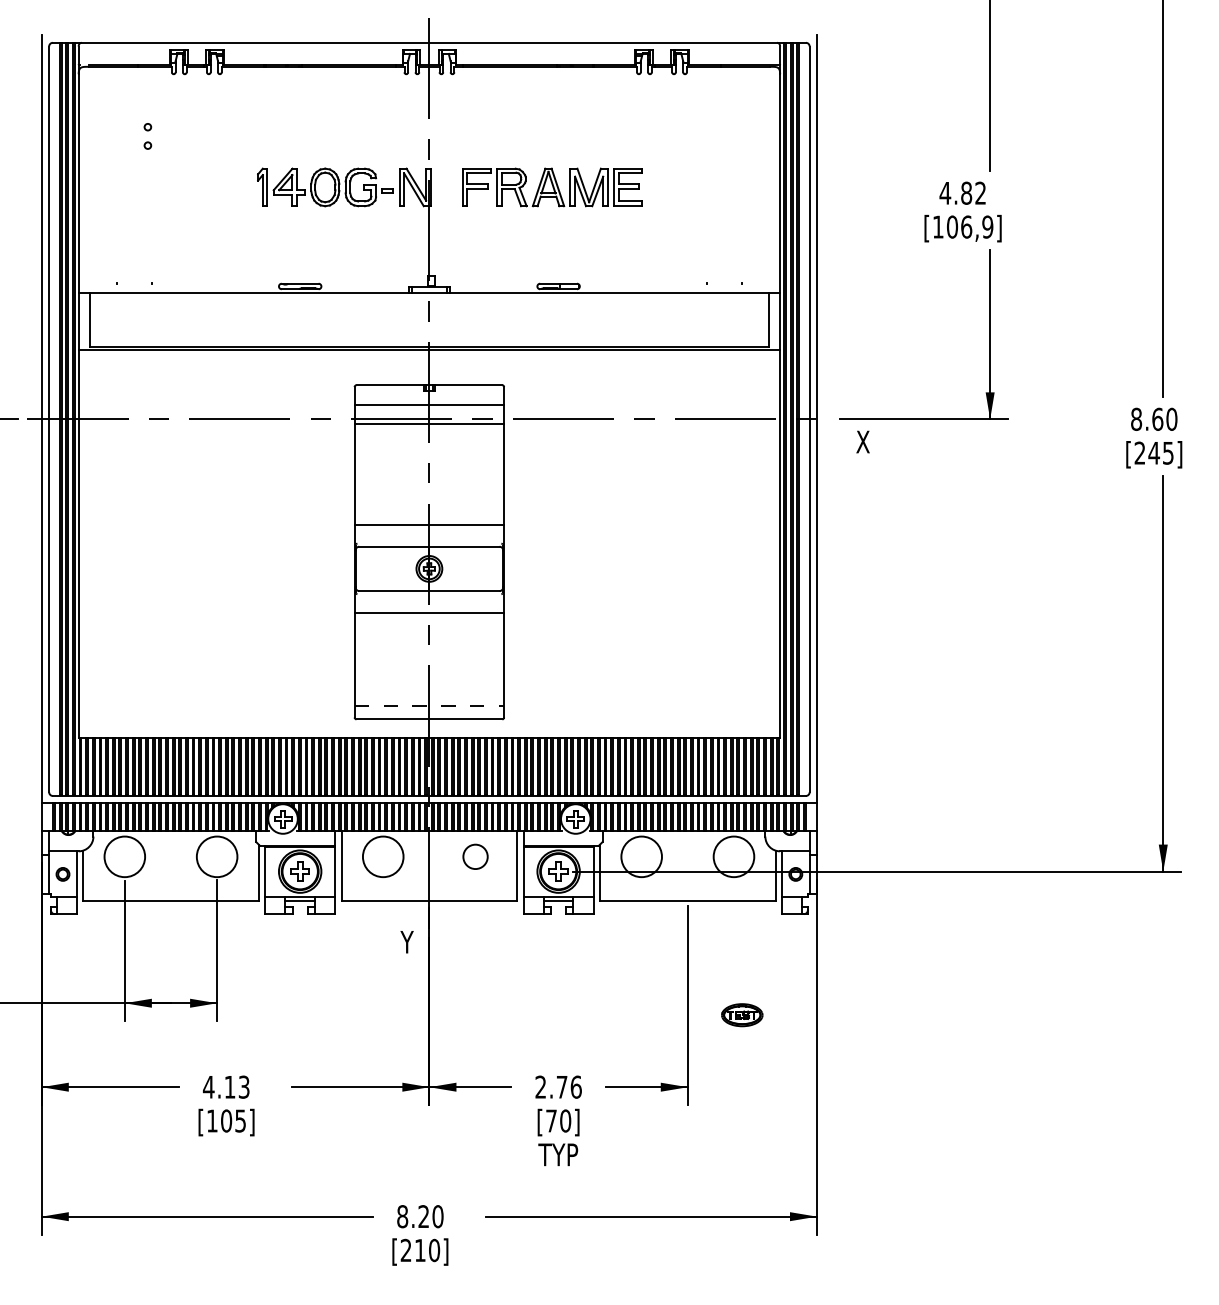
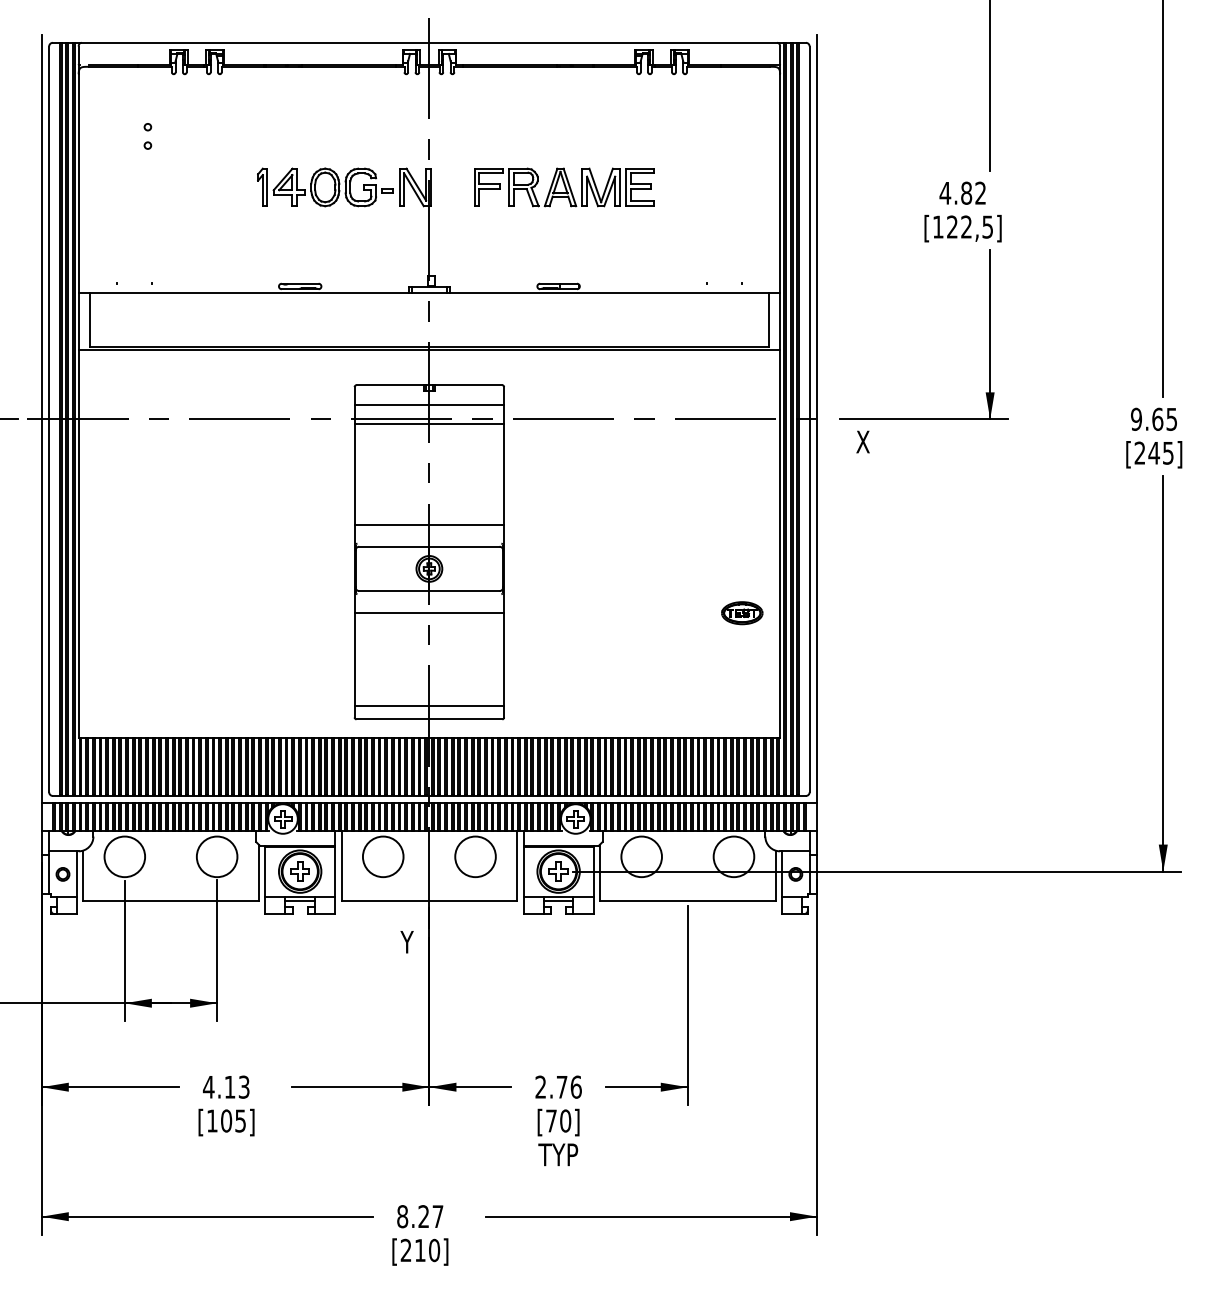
part position: (552, 187) -> (564, 187) (564, 187)
text: [106,9] -> [122,5] (970, 226)
text: 8.60 -> 9.65 (1154, 418)
line: dashed -> solid (429, 705)
circle diameter: 24 px -> 41 px (475, 856)
part position: (742, 1015) -> (742, 613) (742, 613)
text: 8.20 -> 8.27 (437, 1216)
